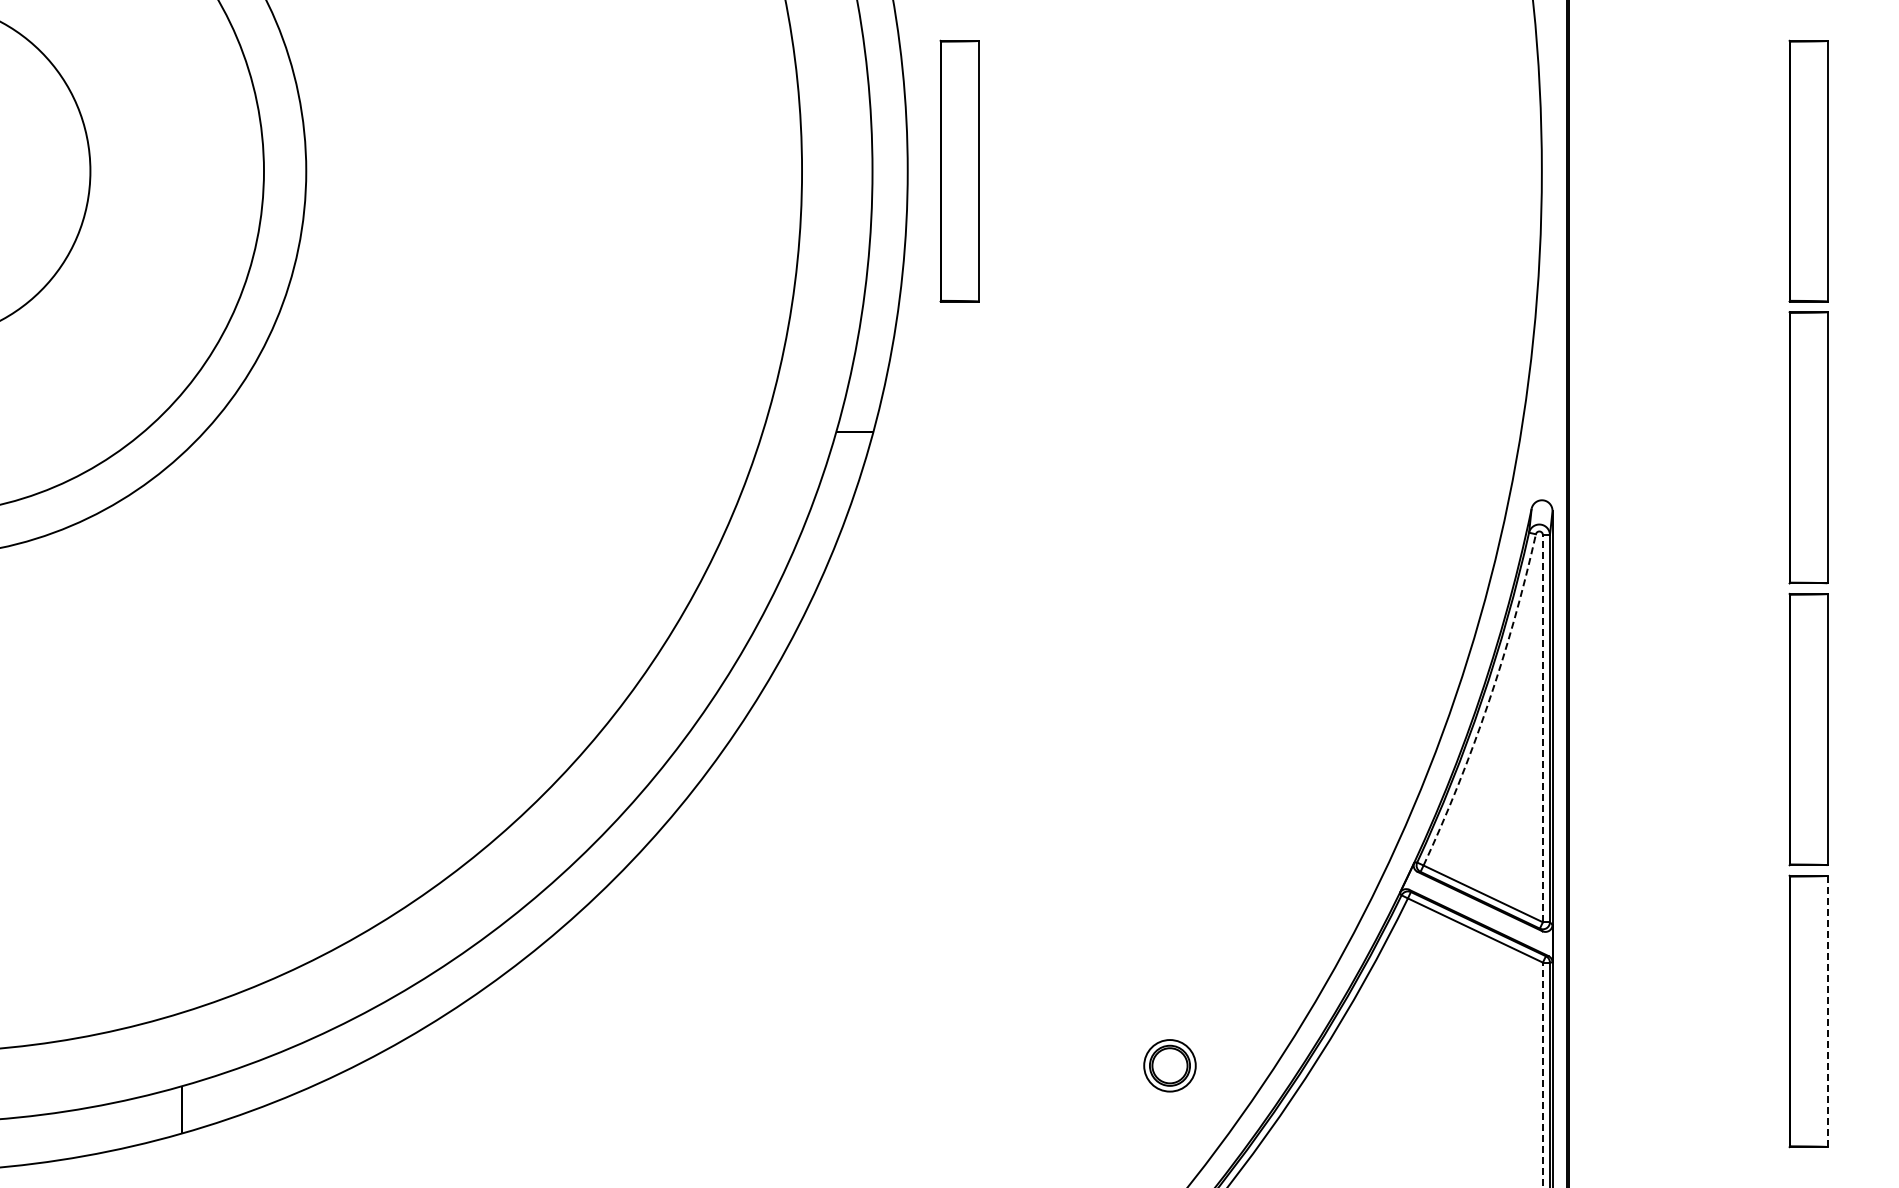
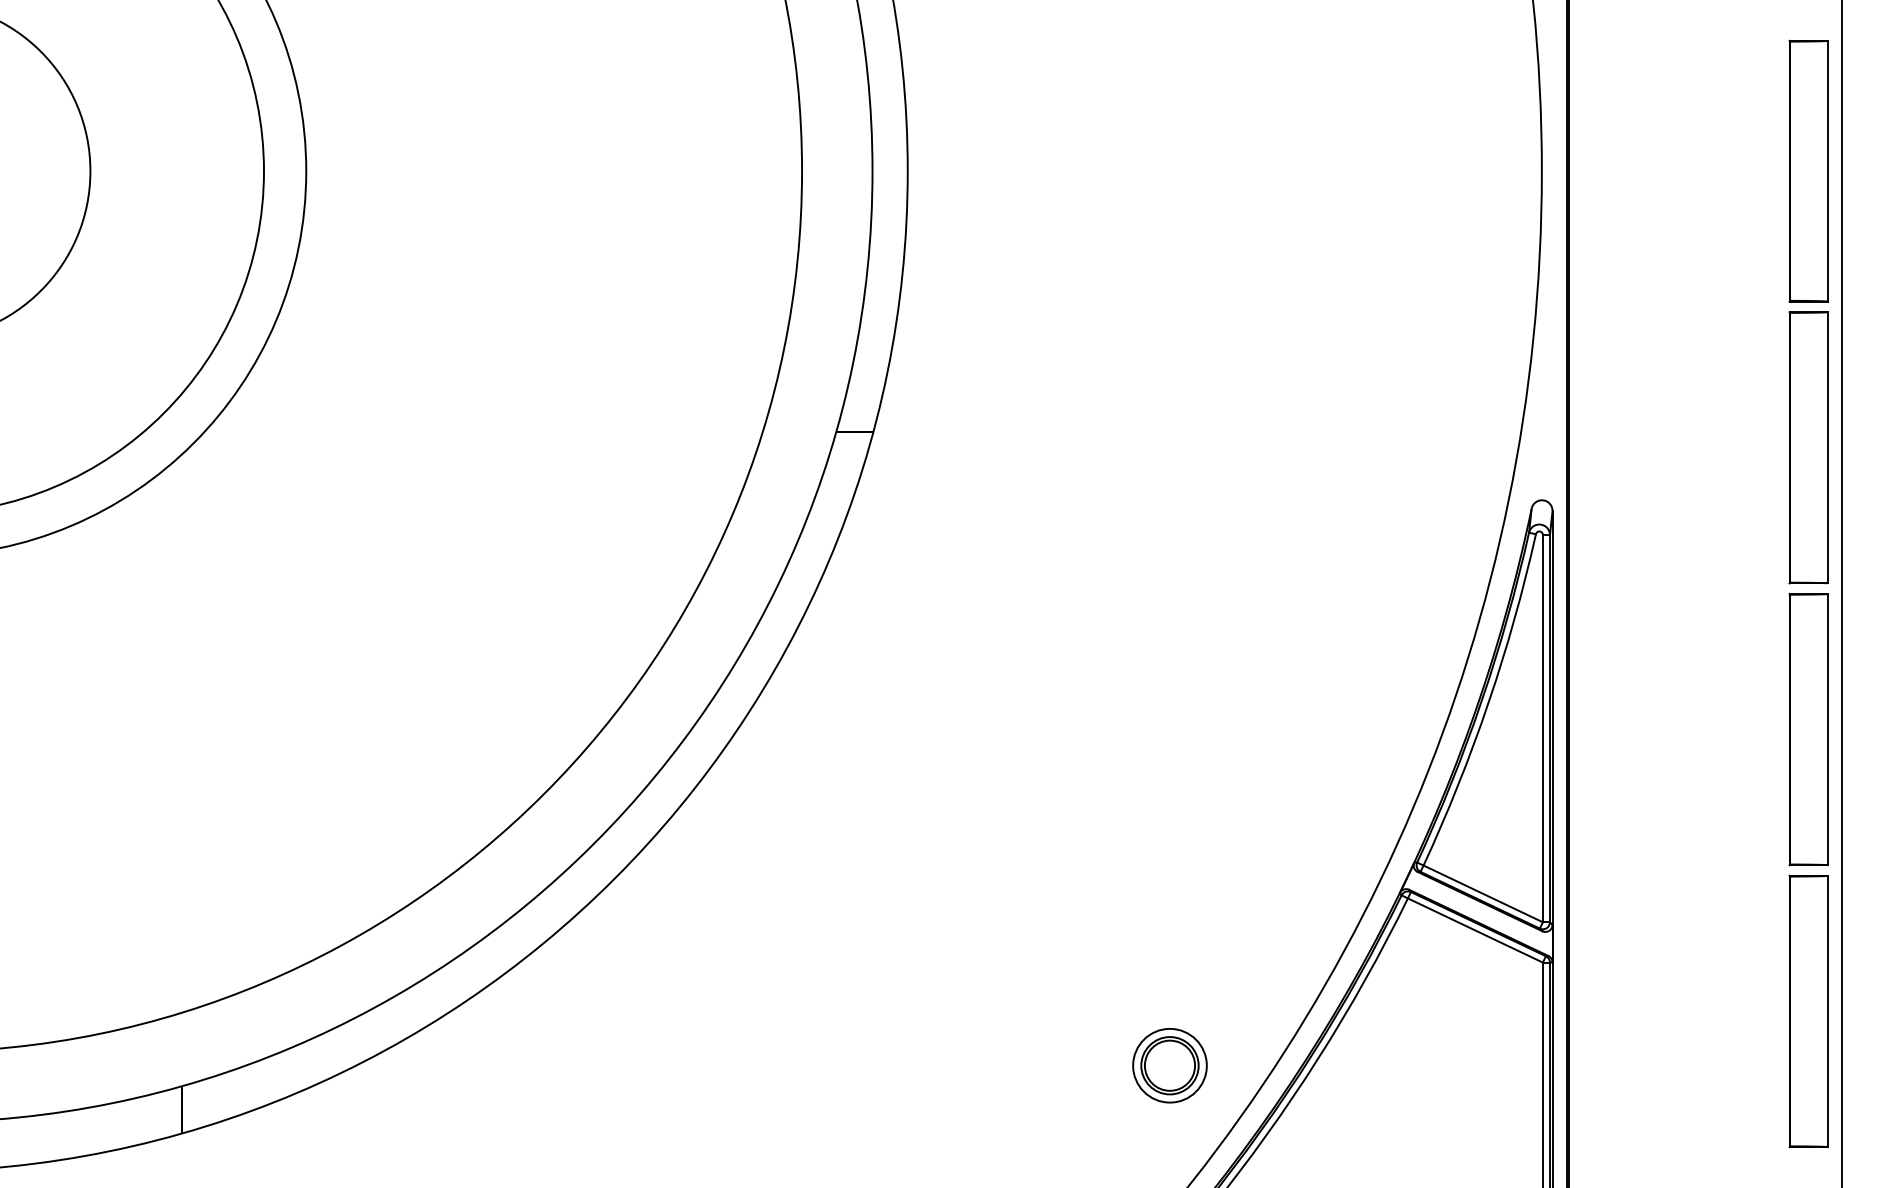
part: present -> none (959, 170)
line: none -> present (1842, 593)
arc: dashed -> solid (1488, 702)
line: dashed -> solid (1542, 728)
line: dashed -> solid (1827, 1011)
part size: 54x54 px -> 76x76 px (1169, 1065)
line: dashed -> solid (1542, 1074)
